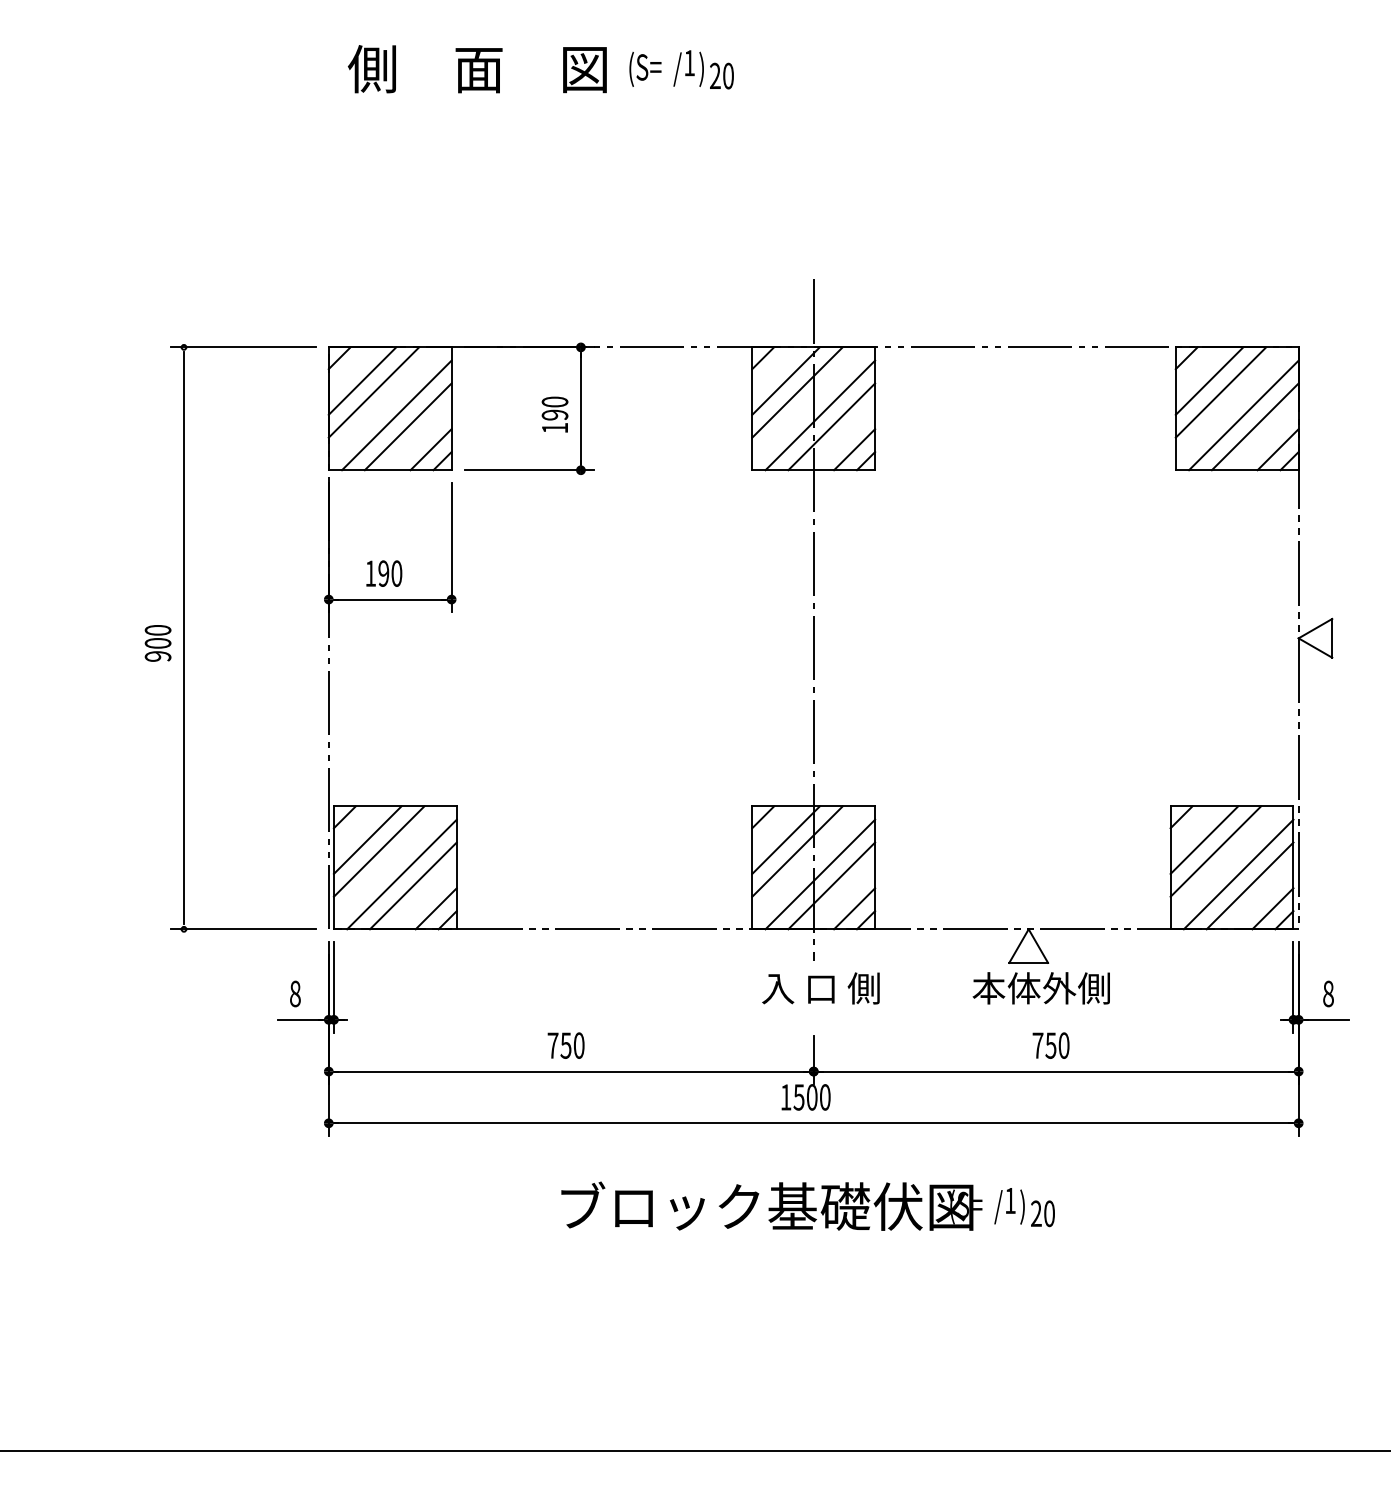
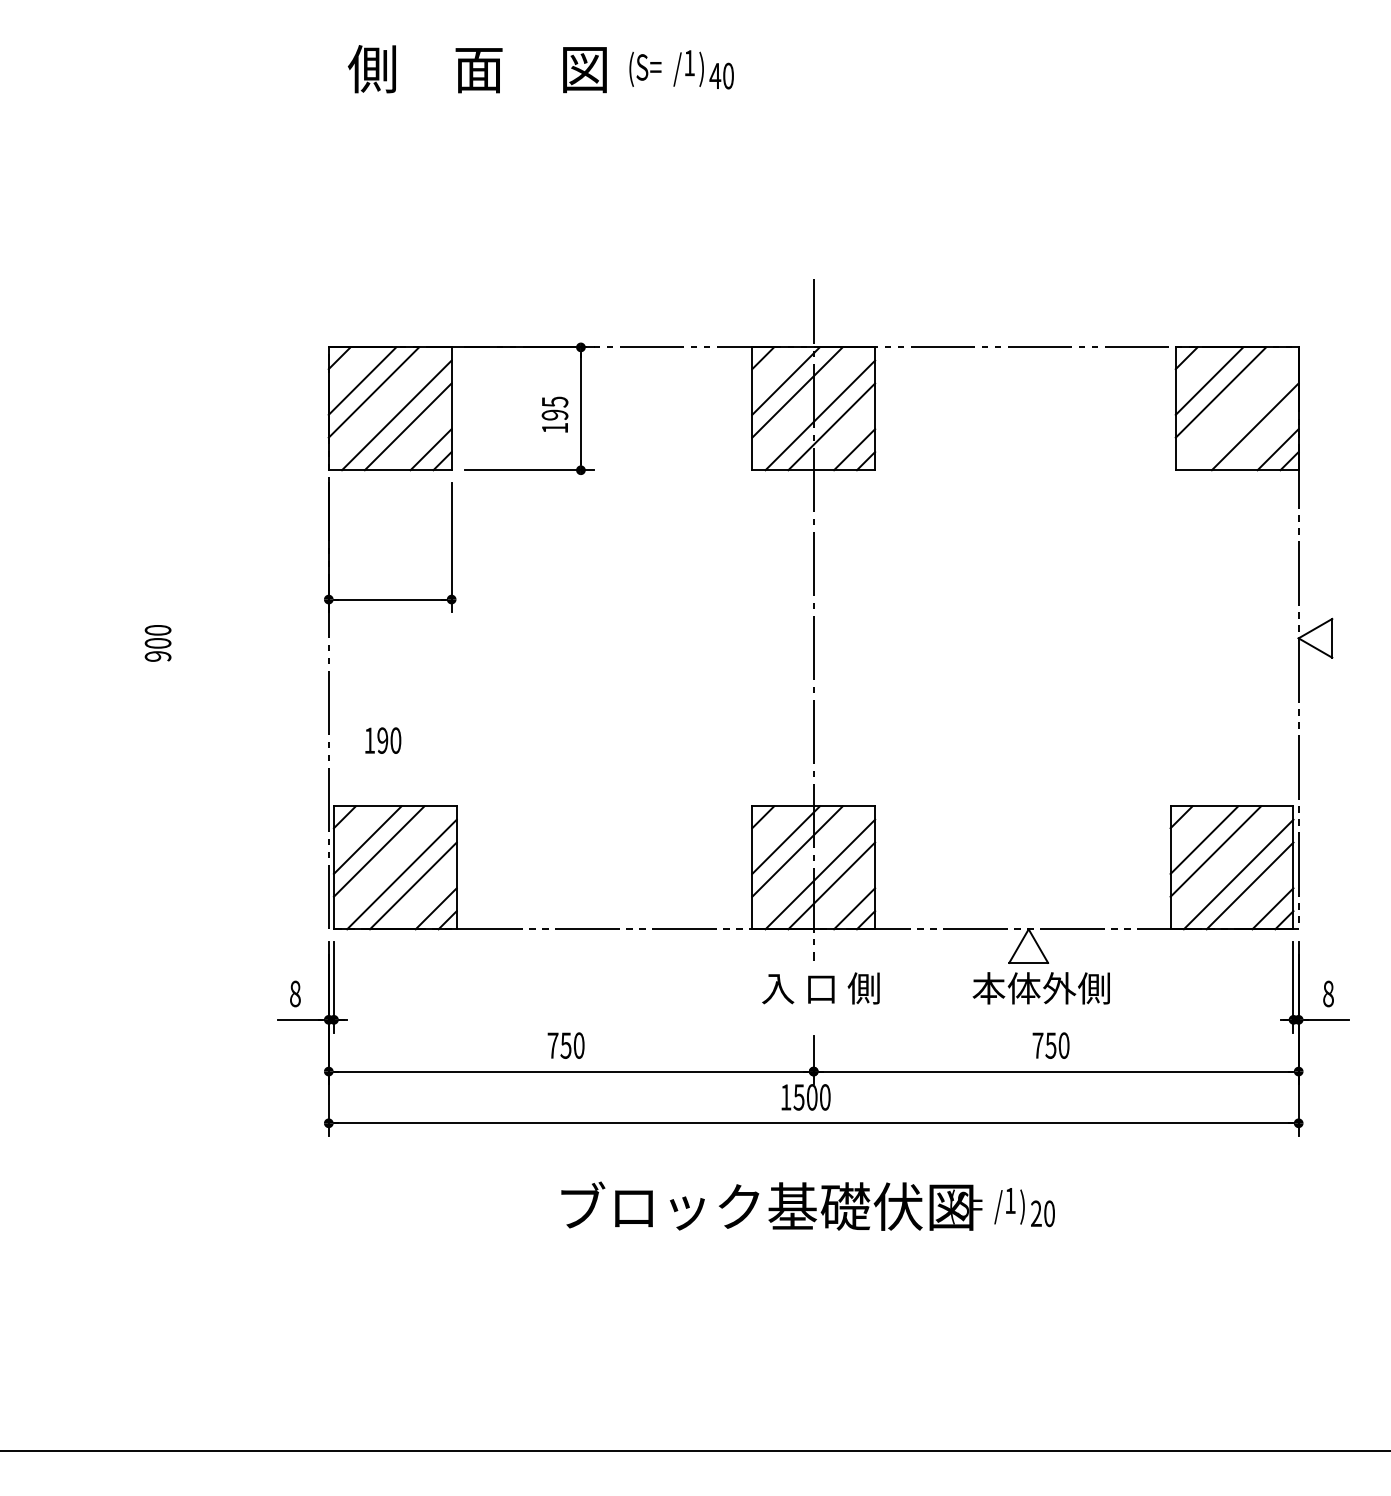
text: 20 -> 40 (715, 75)
text: 190 -> 195 (554, 401)
line: present -> none (1243, 415)
text position: (384, 573) -> (383, 740) (383, 740)
part: present -> none (184, 638)
